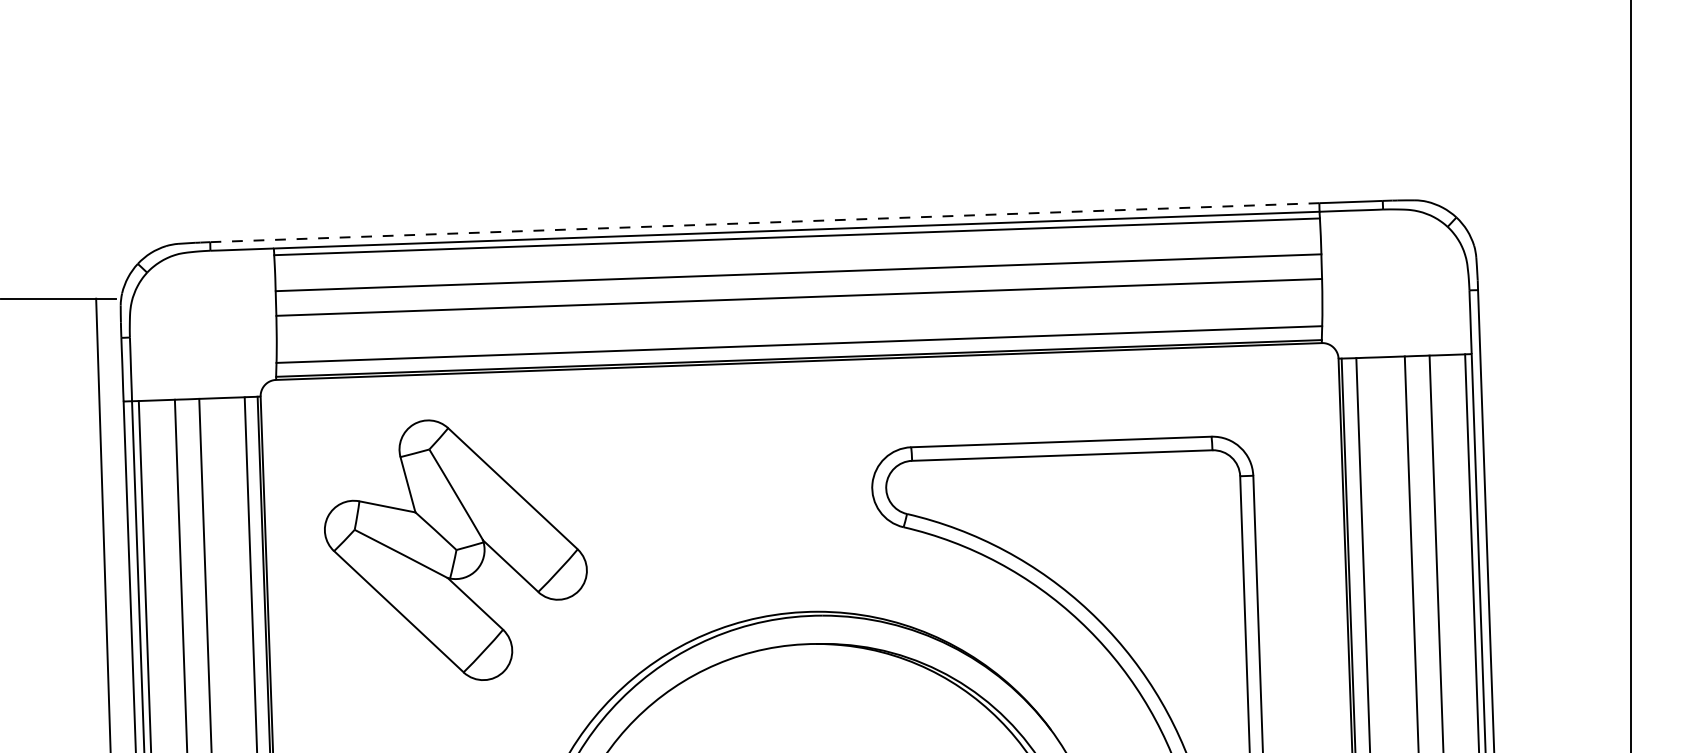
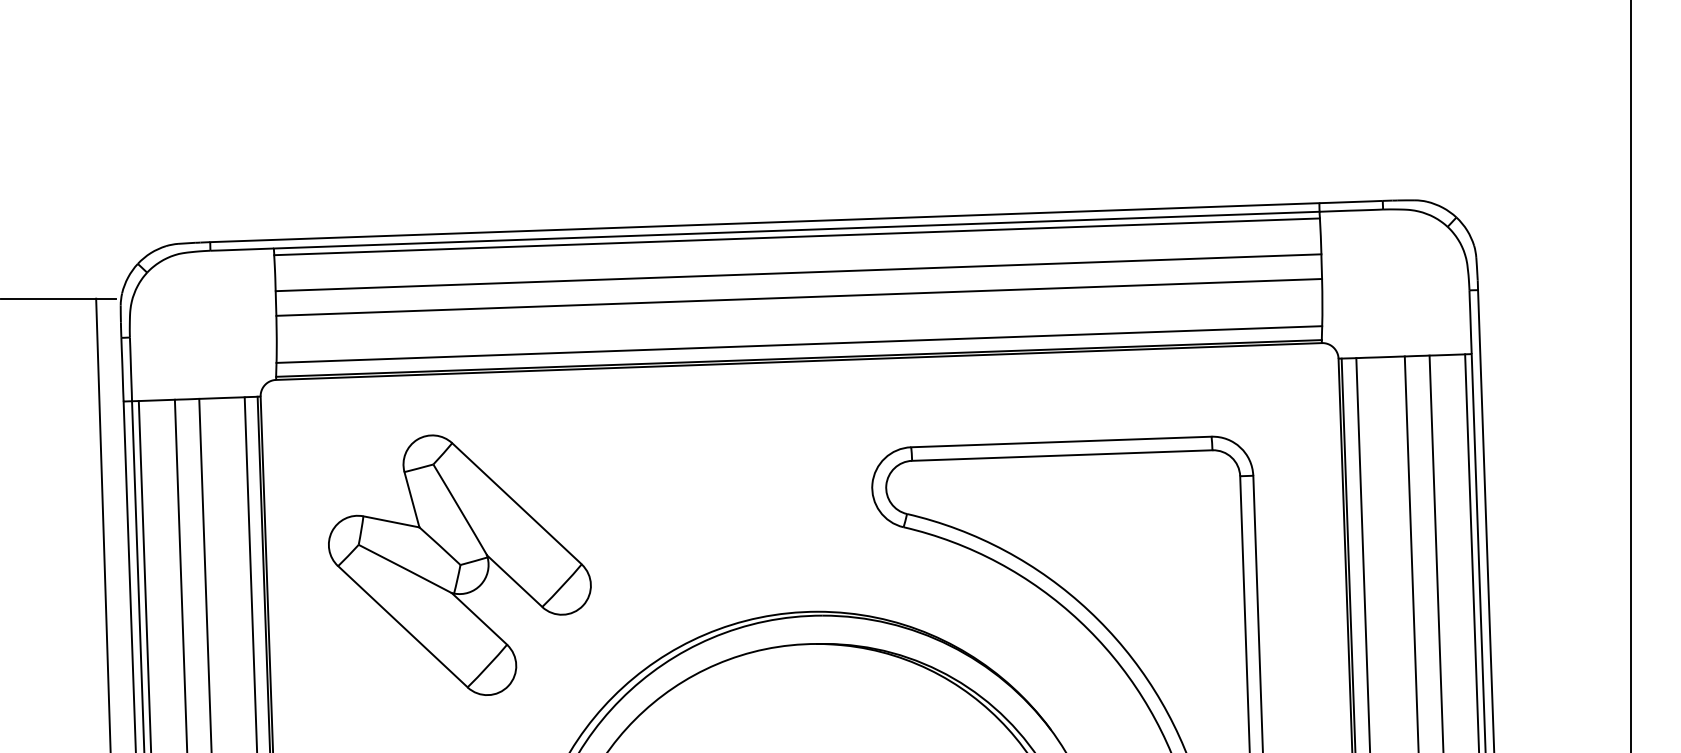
line: dashed -> solid (764, 222)
part position: (455, 549) -> (459, 564) (459, 564)
